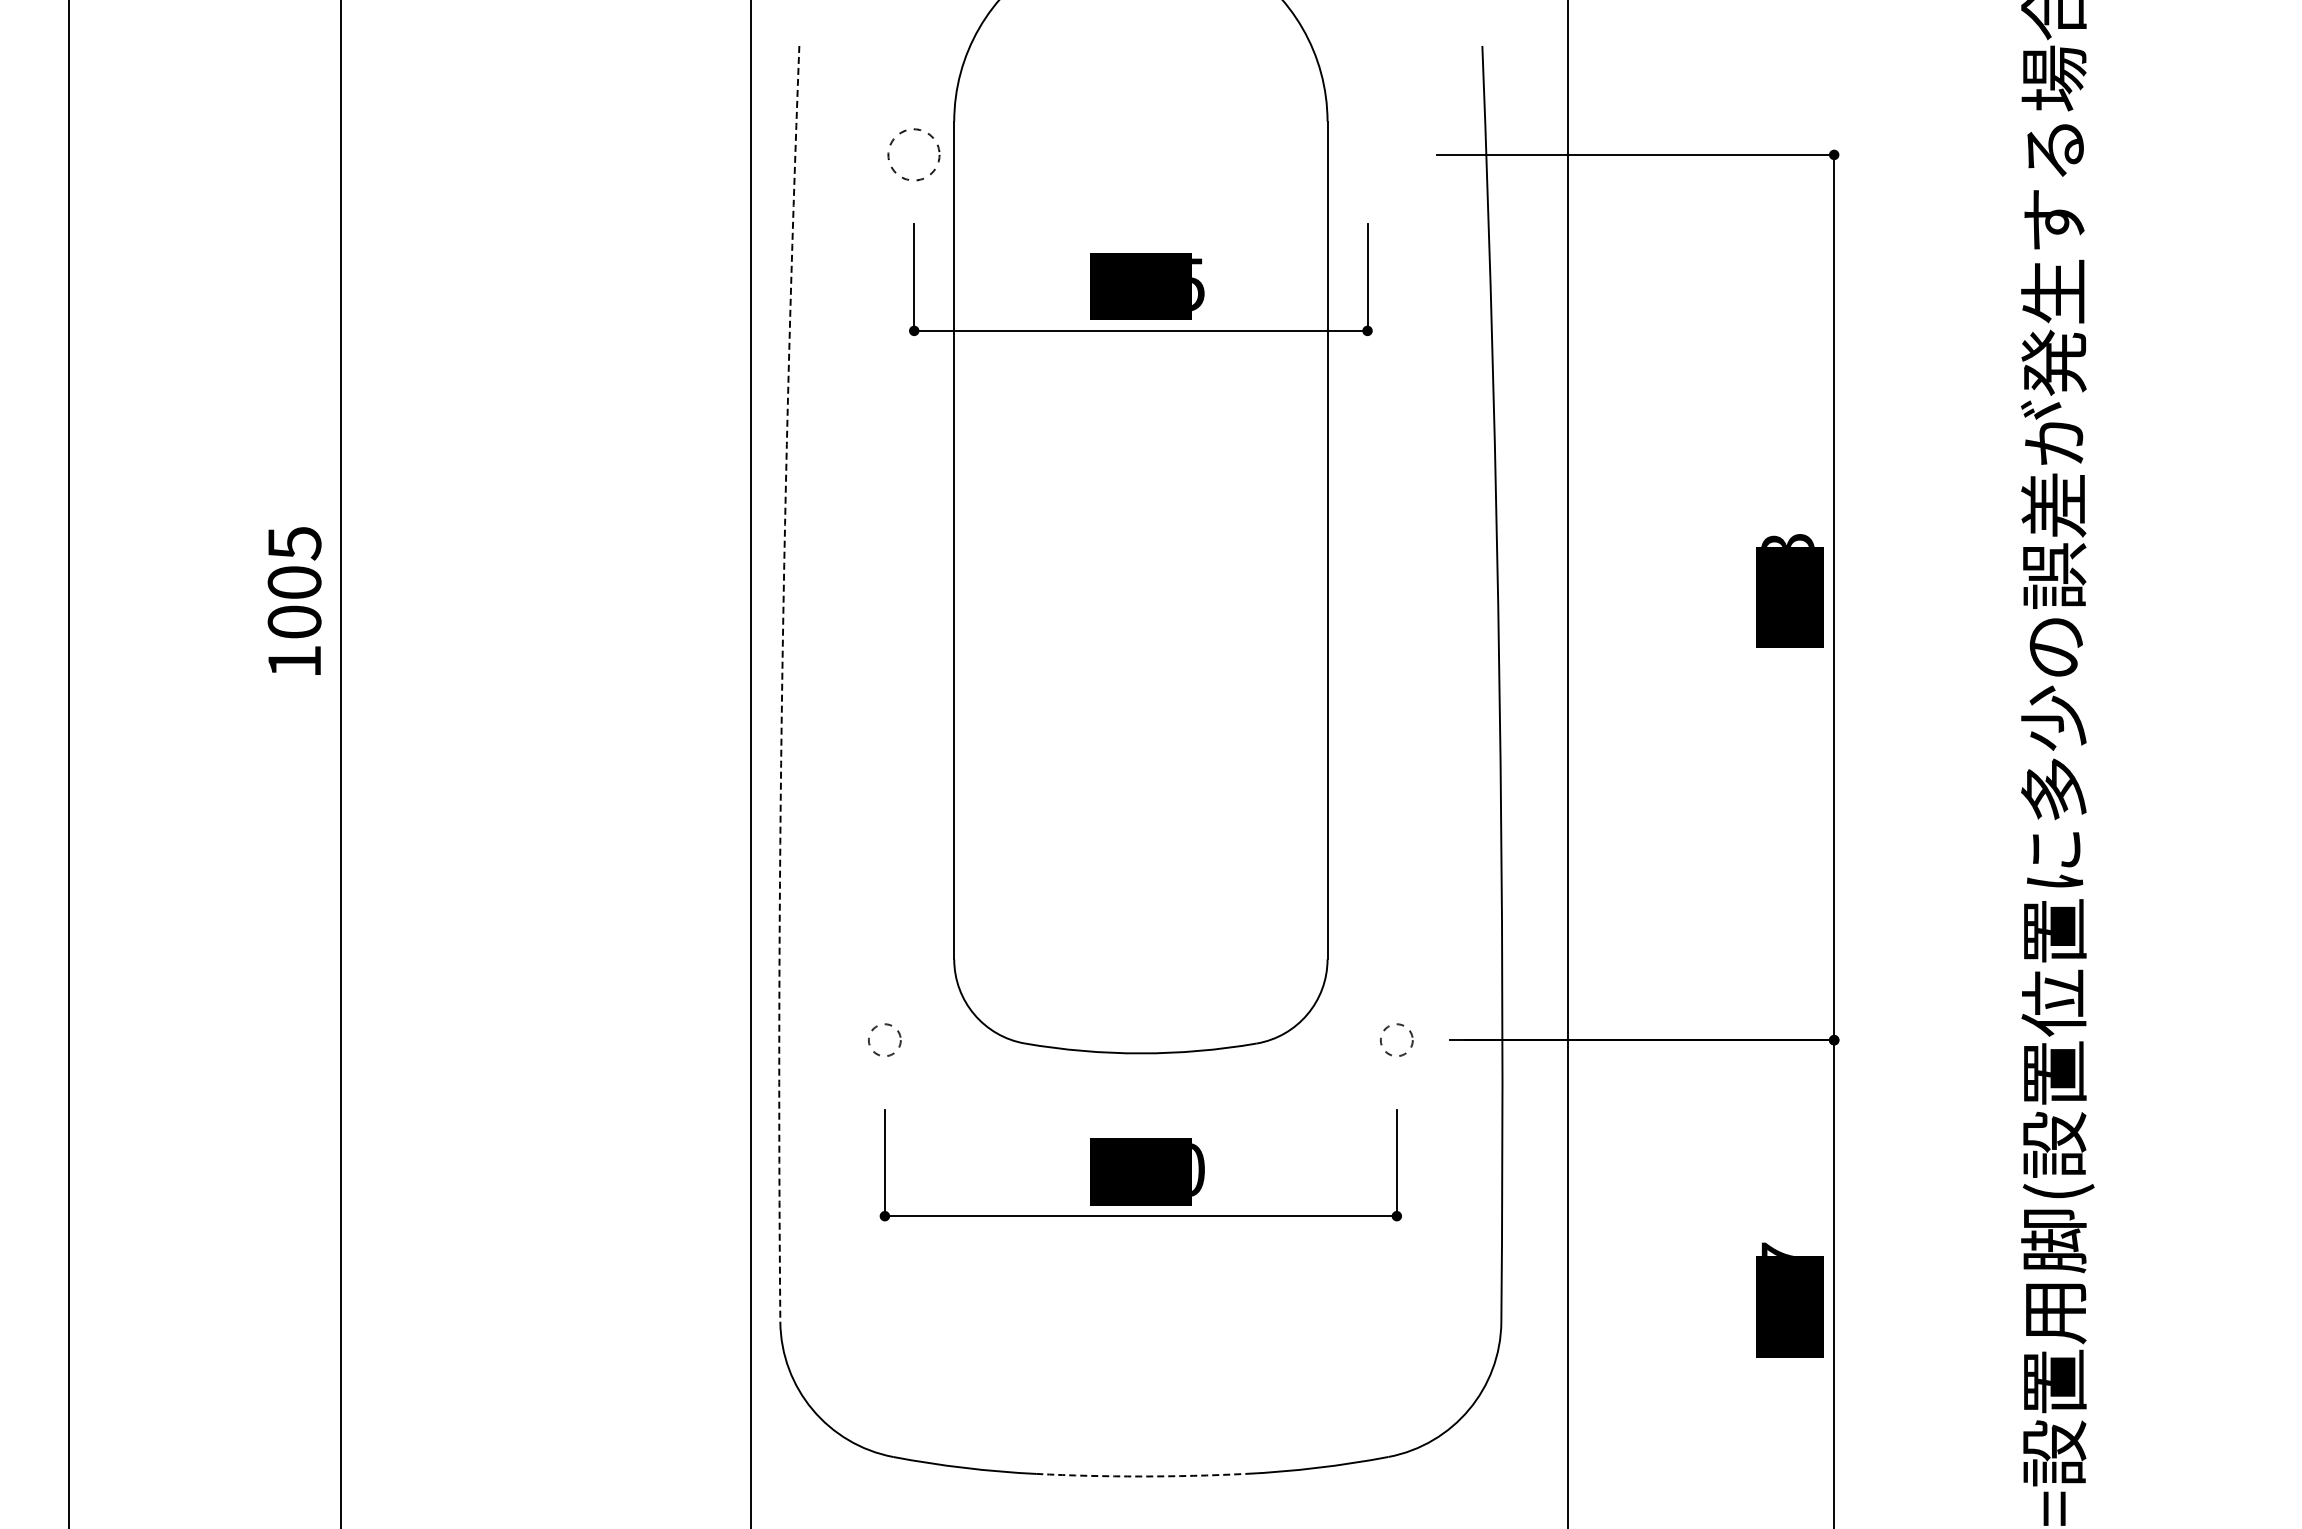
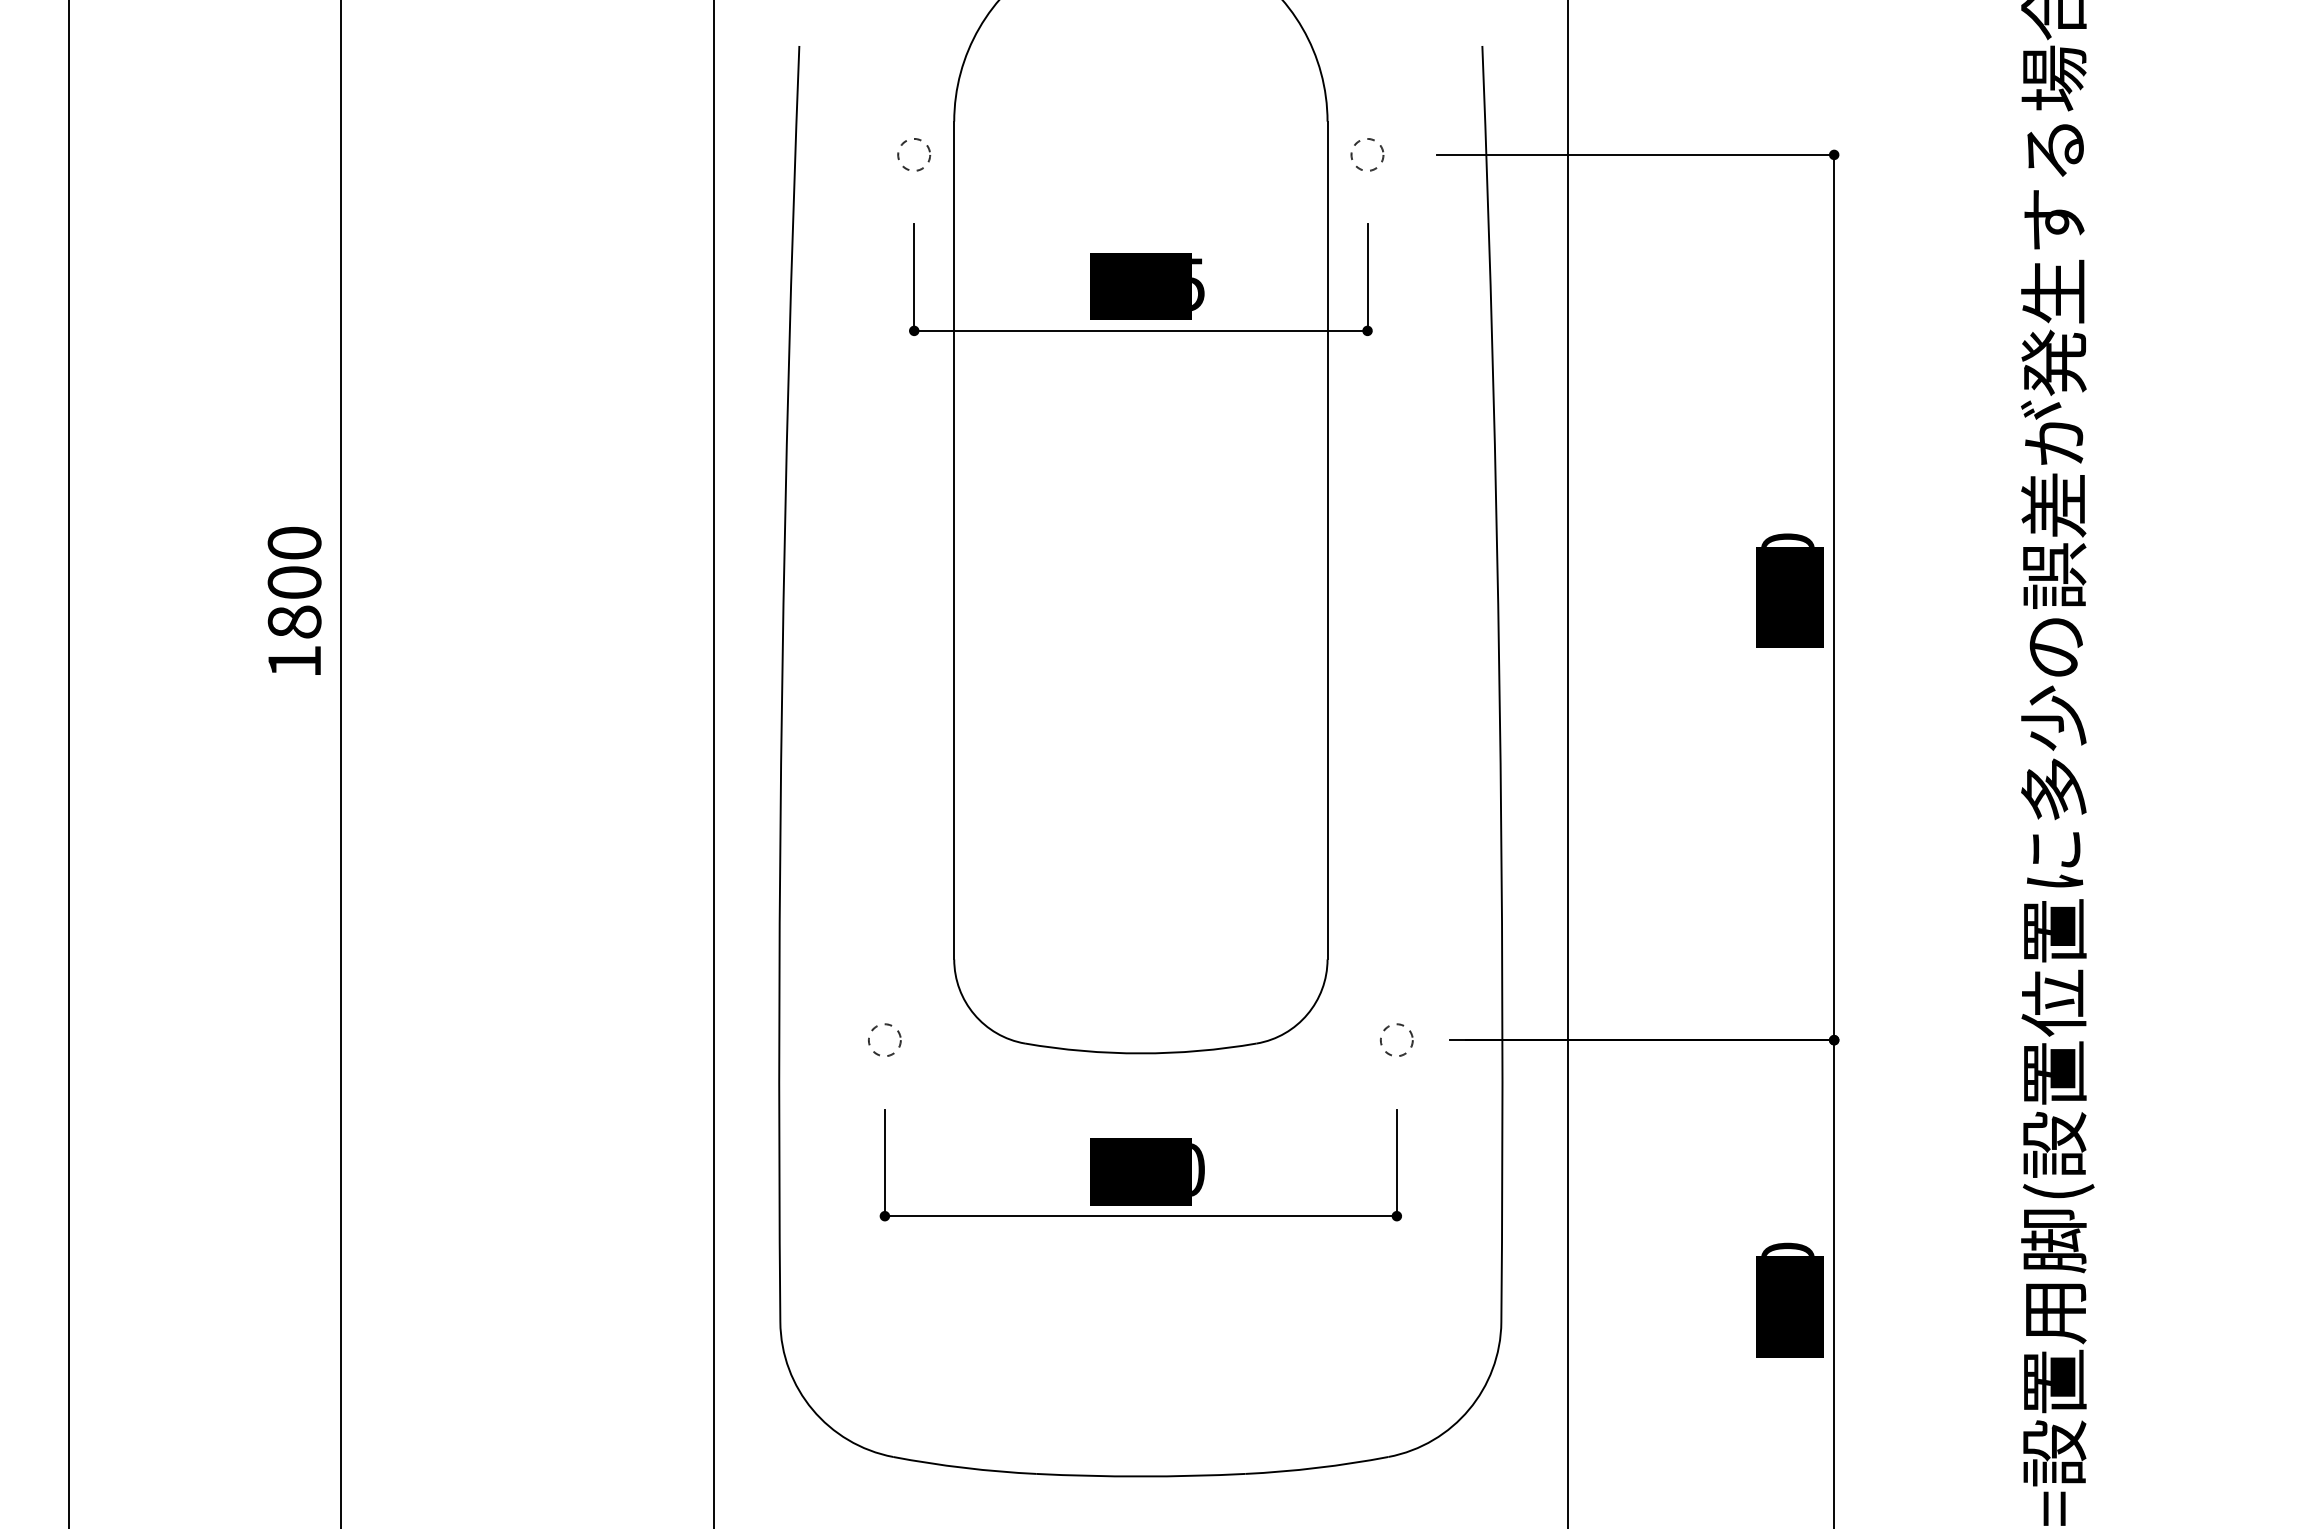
circle size: 54x54 px -> 35x34 px (914, 154)
circle: none -> present (1367, 154)
text: 573 -> 830 (1788, 539)
text: 1005 -> 1800 (294, 582)
arc: dashed -> solid (782, 683)
line position: (751, 763) -> (714, 763) (714, 763)
text: 747 -> 500 (1787, 1248)
arc: dashed -> solid (1140, 1476)
